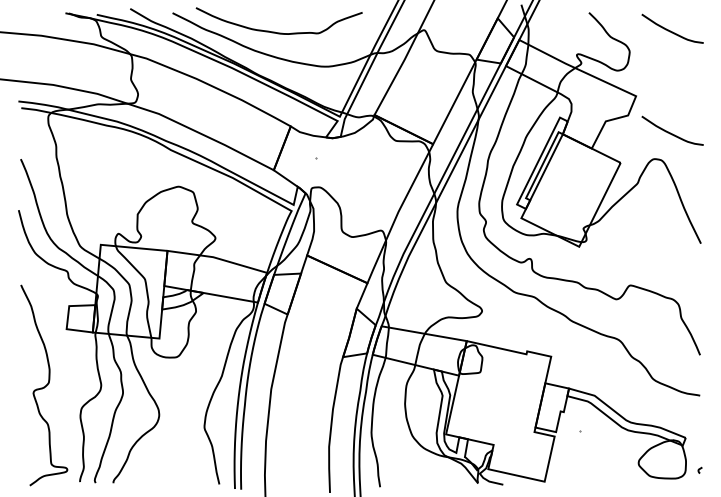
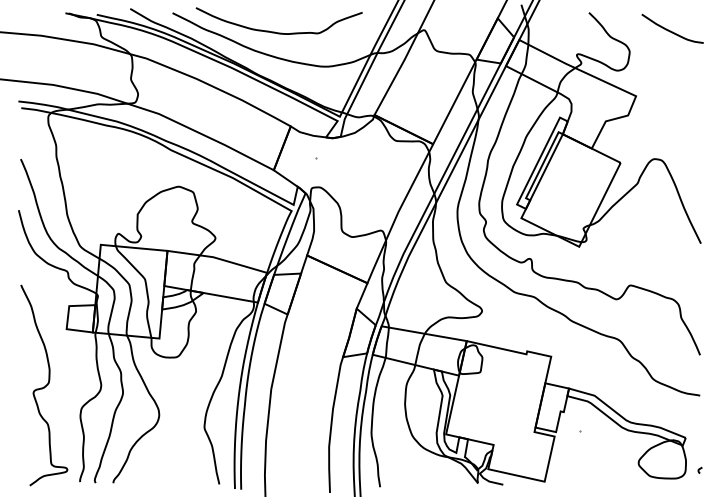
curve: present -> none (670, 132)
